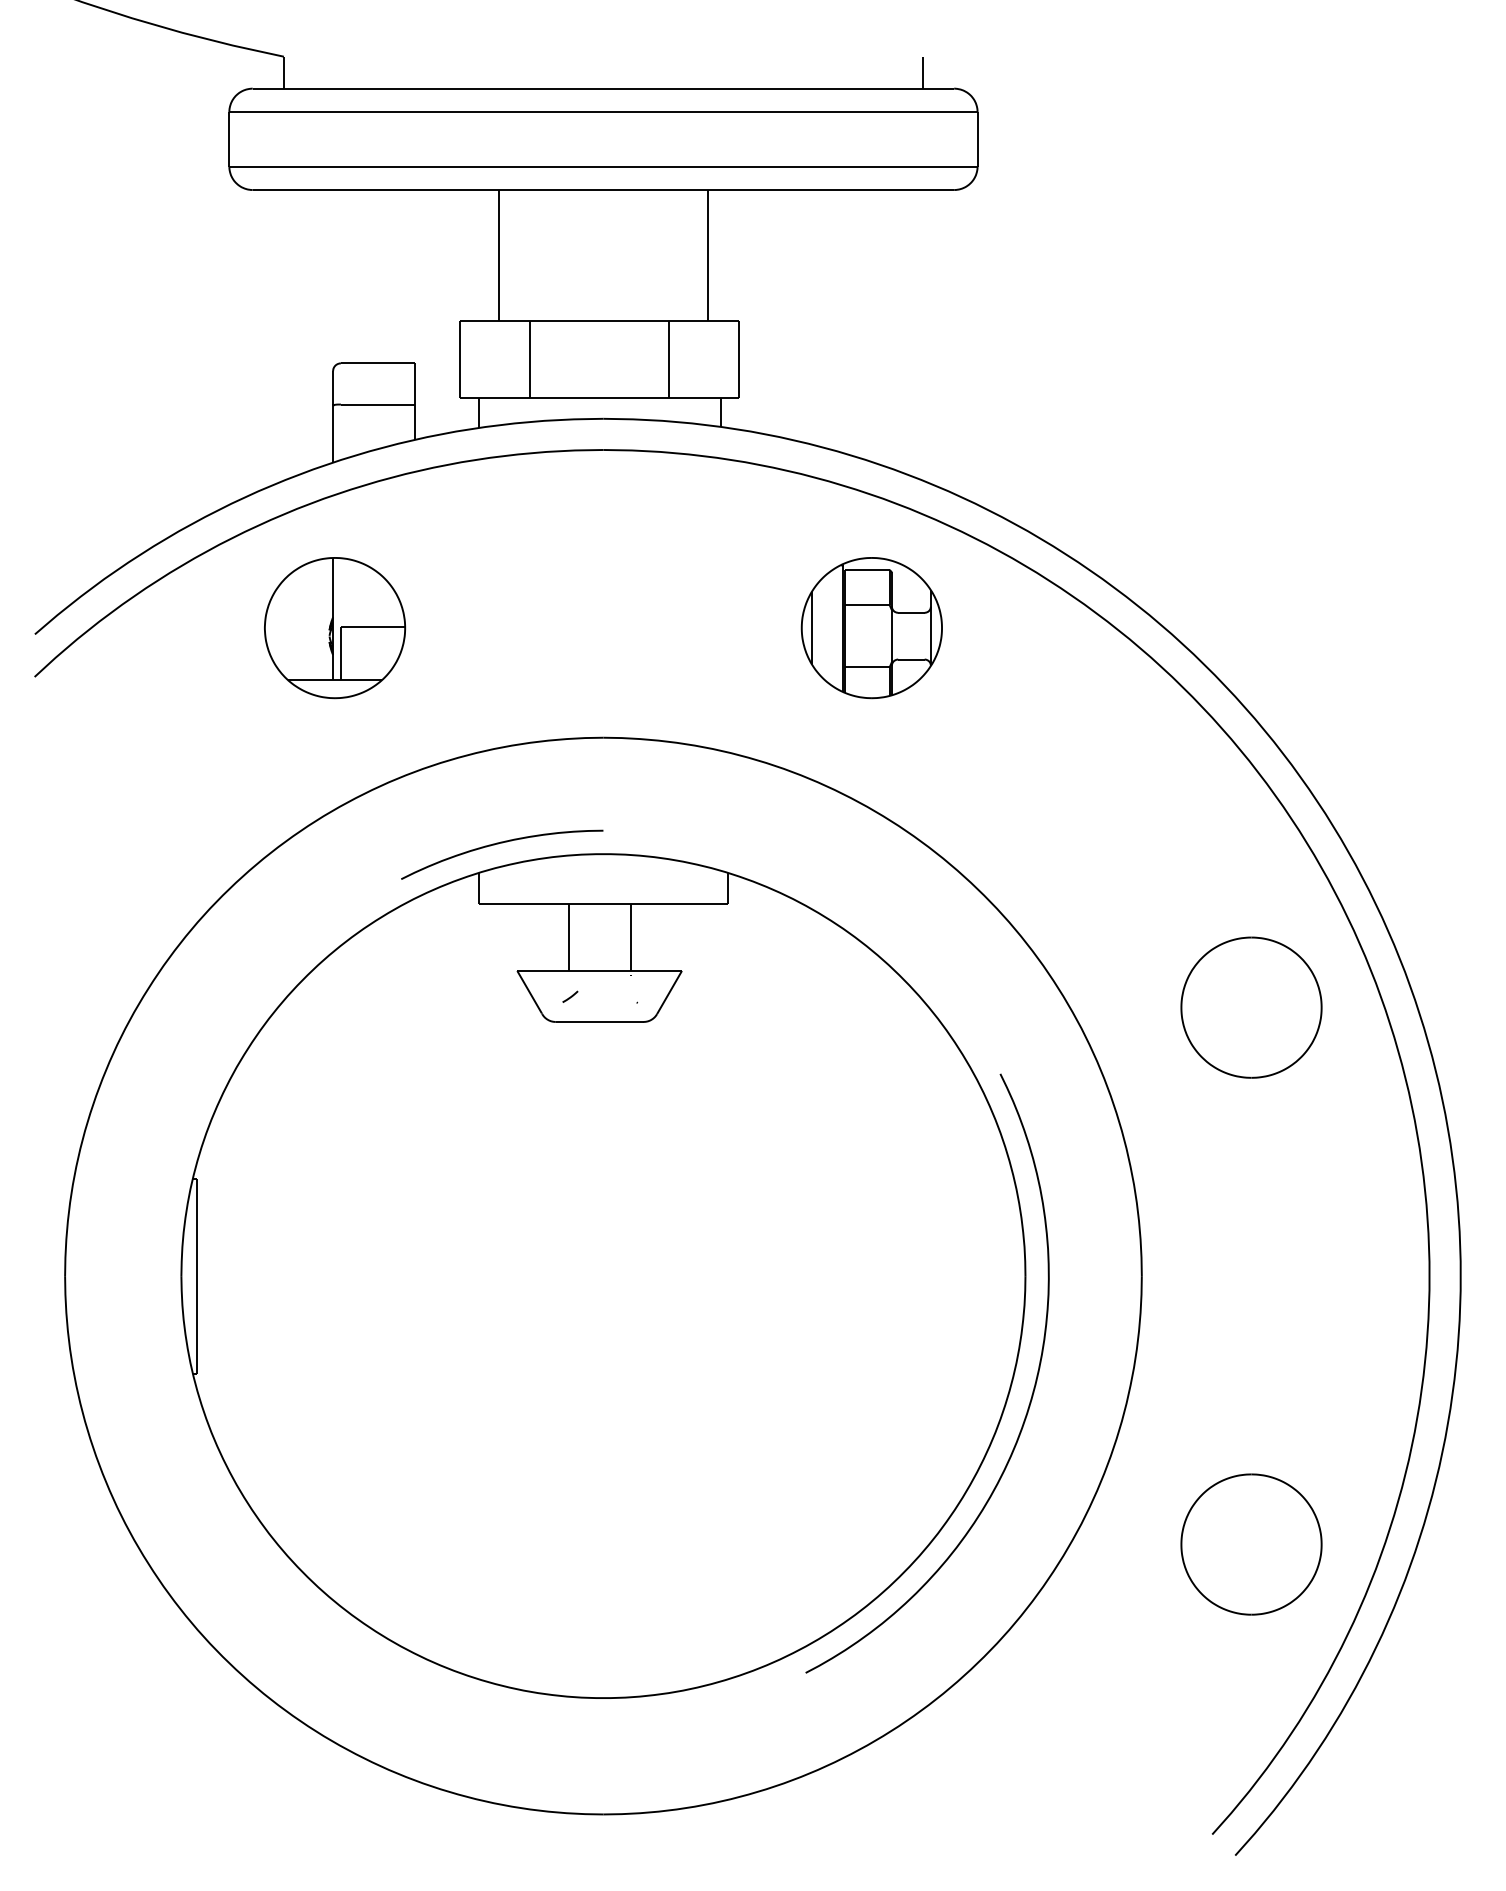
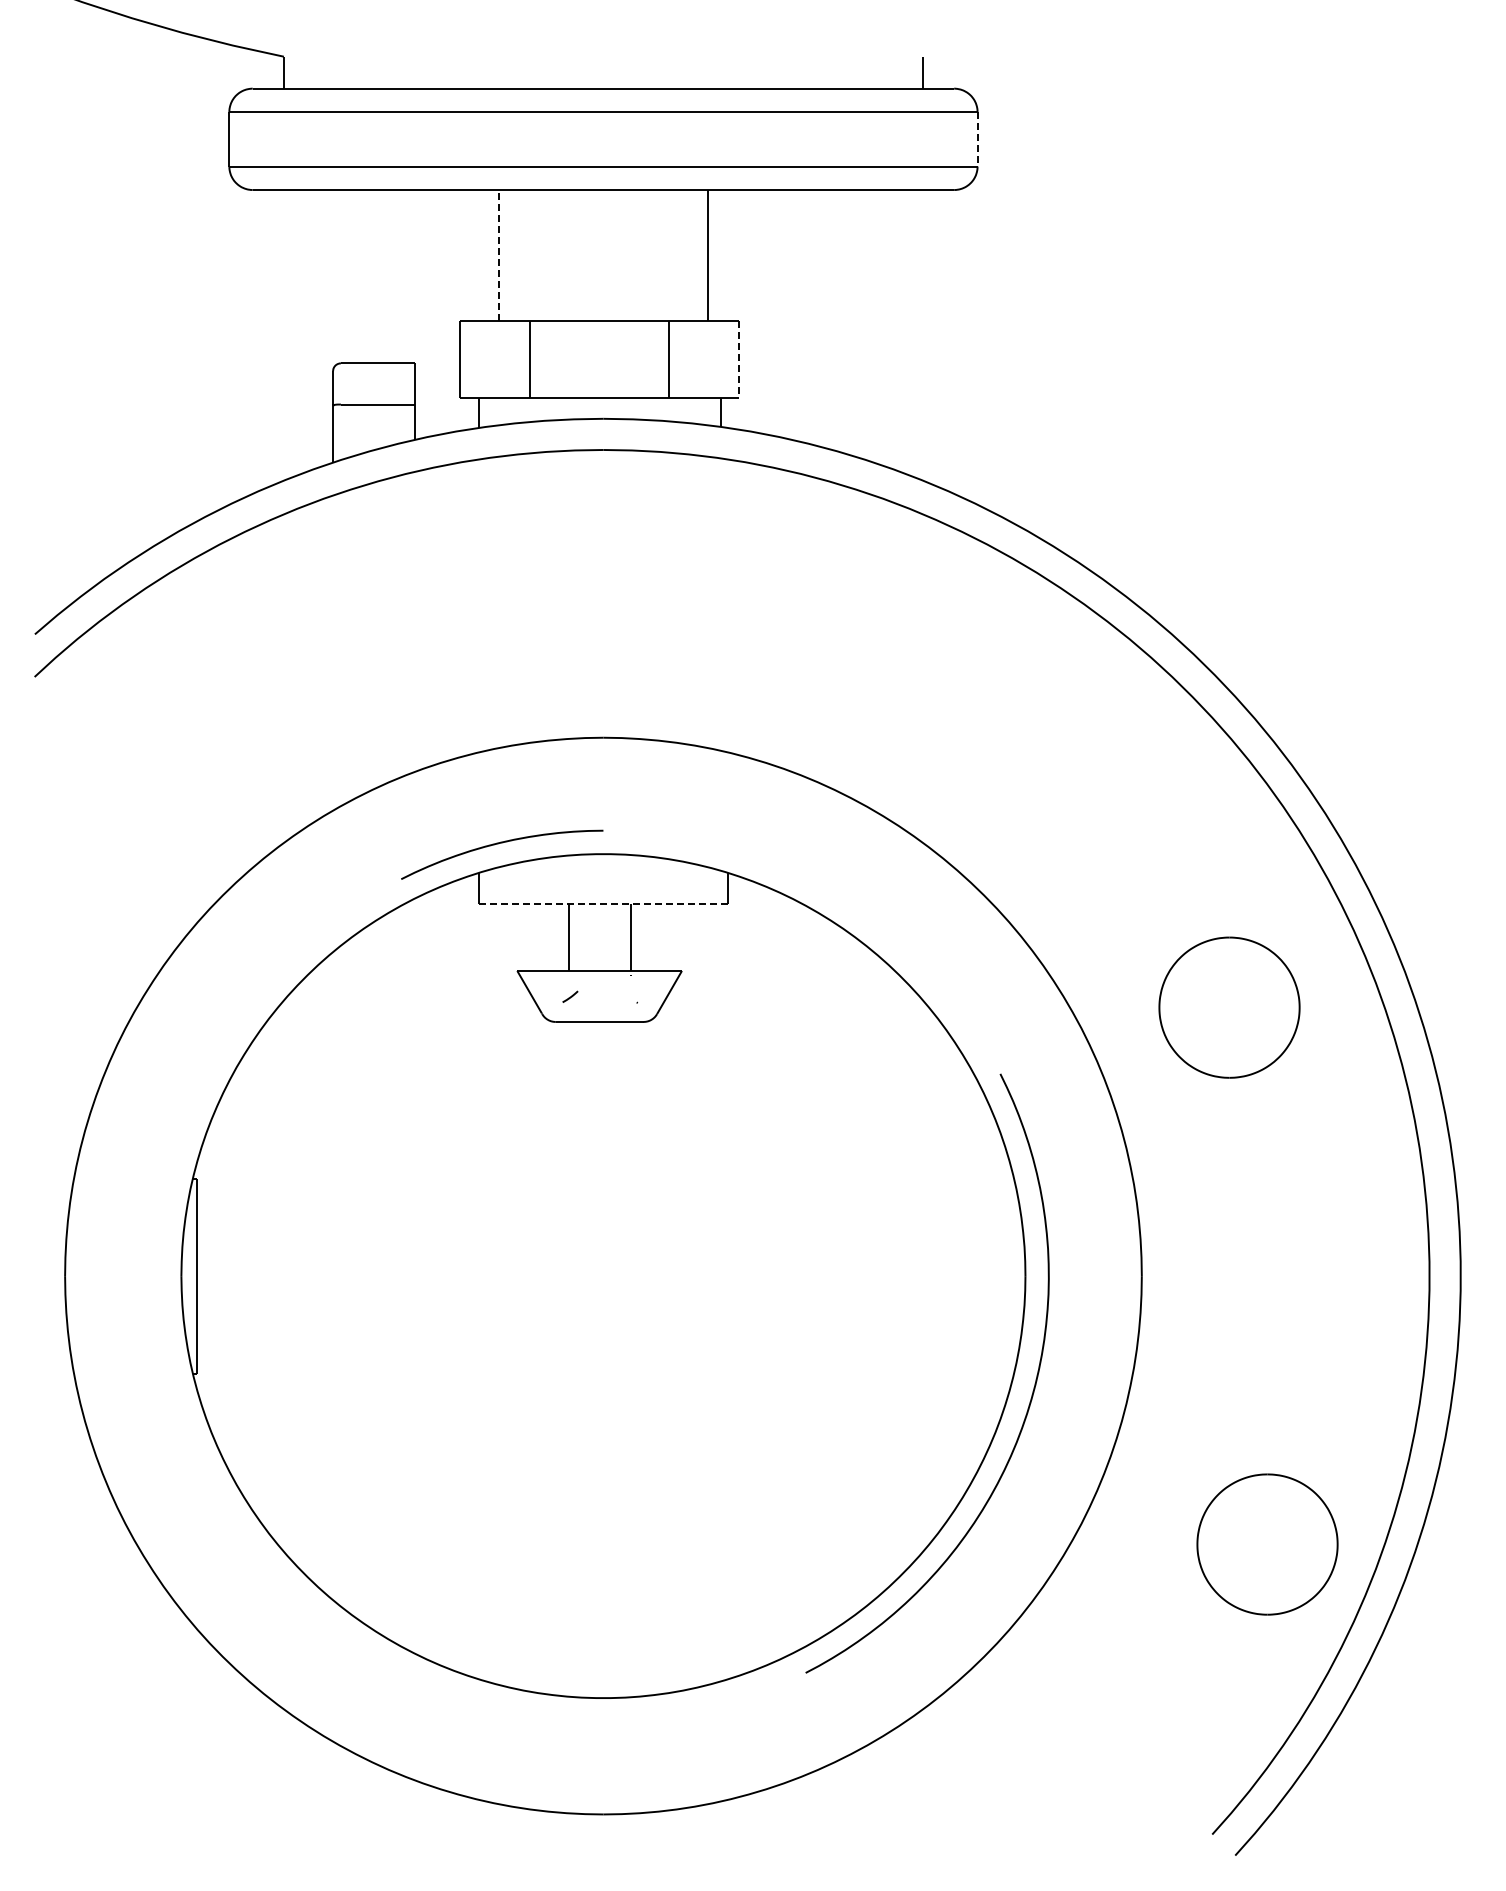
line: solid -> dashed (977, 139)
line: solid -> dashed (498, 254)
line: solid -> dashed (739, 359)
part: present -> none (335, 628)
part: present -> none (871, 628)
line: solid -> dashed (603, 904)
part position: (1251, 1007) -> (1229, 1007) (1229, 1007)
part position: (1251, 1544) -> (1267, 1544) (1267, 1544)
